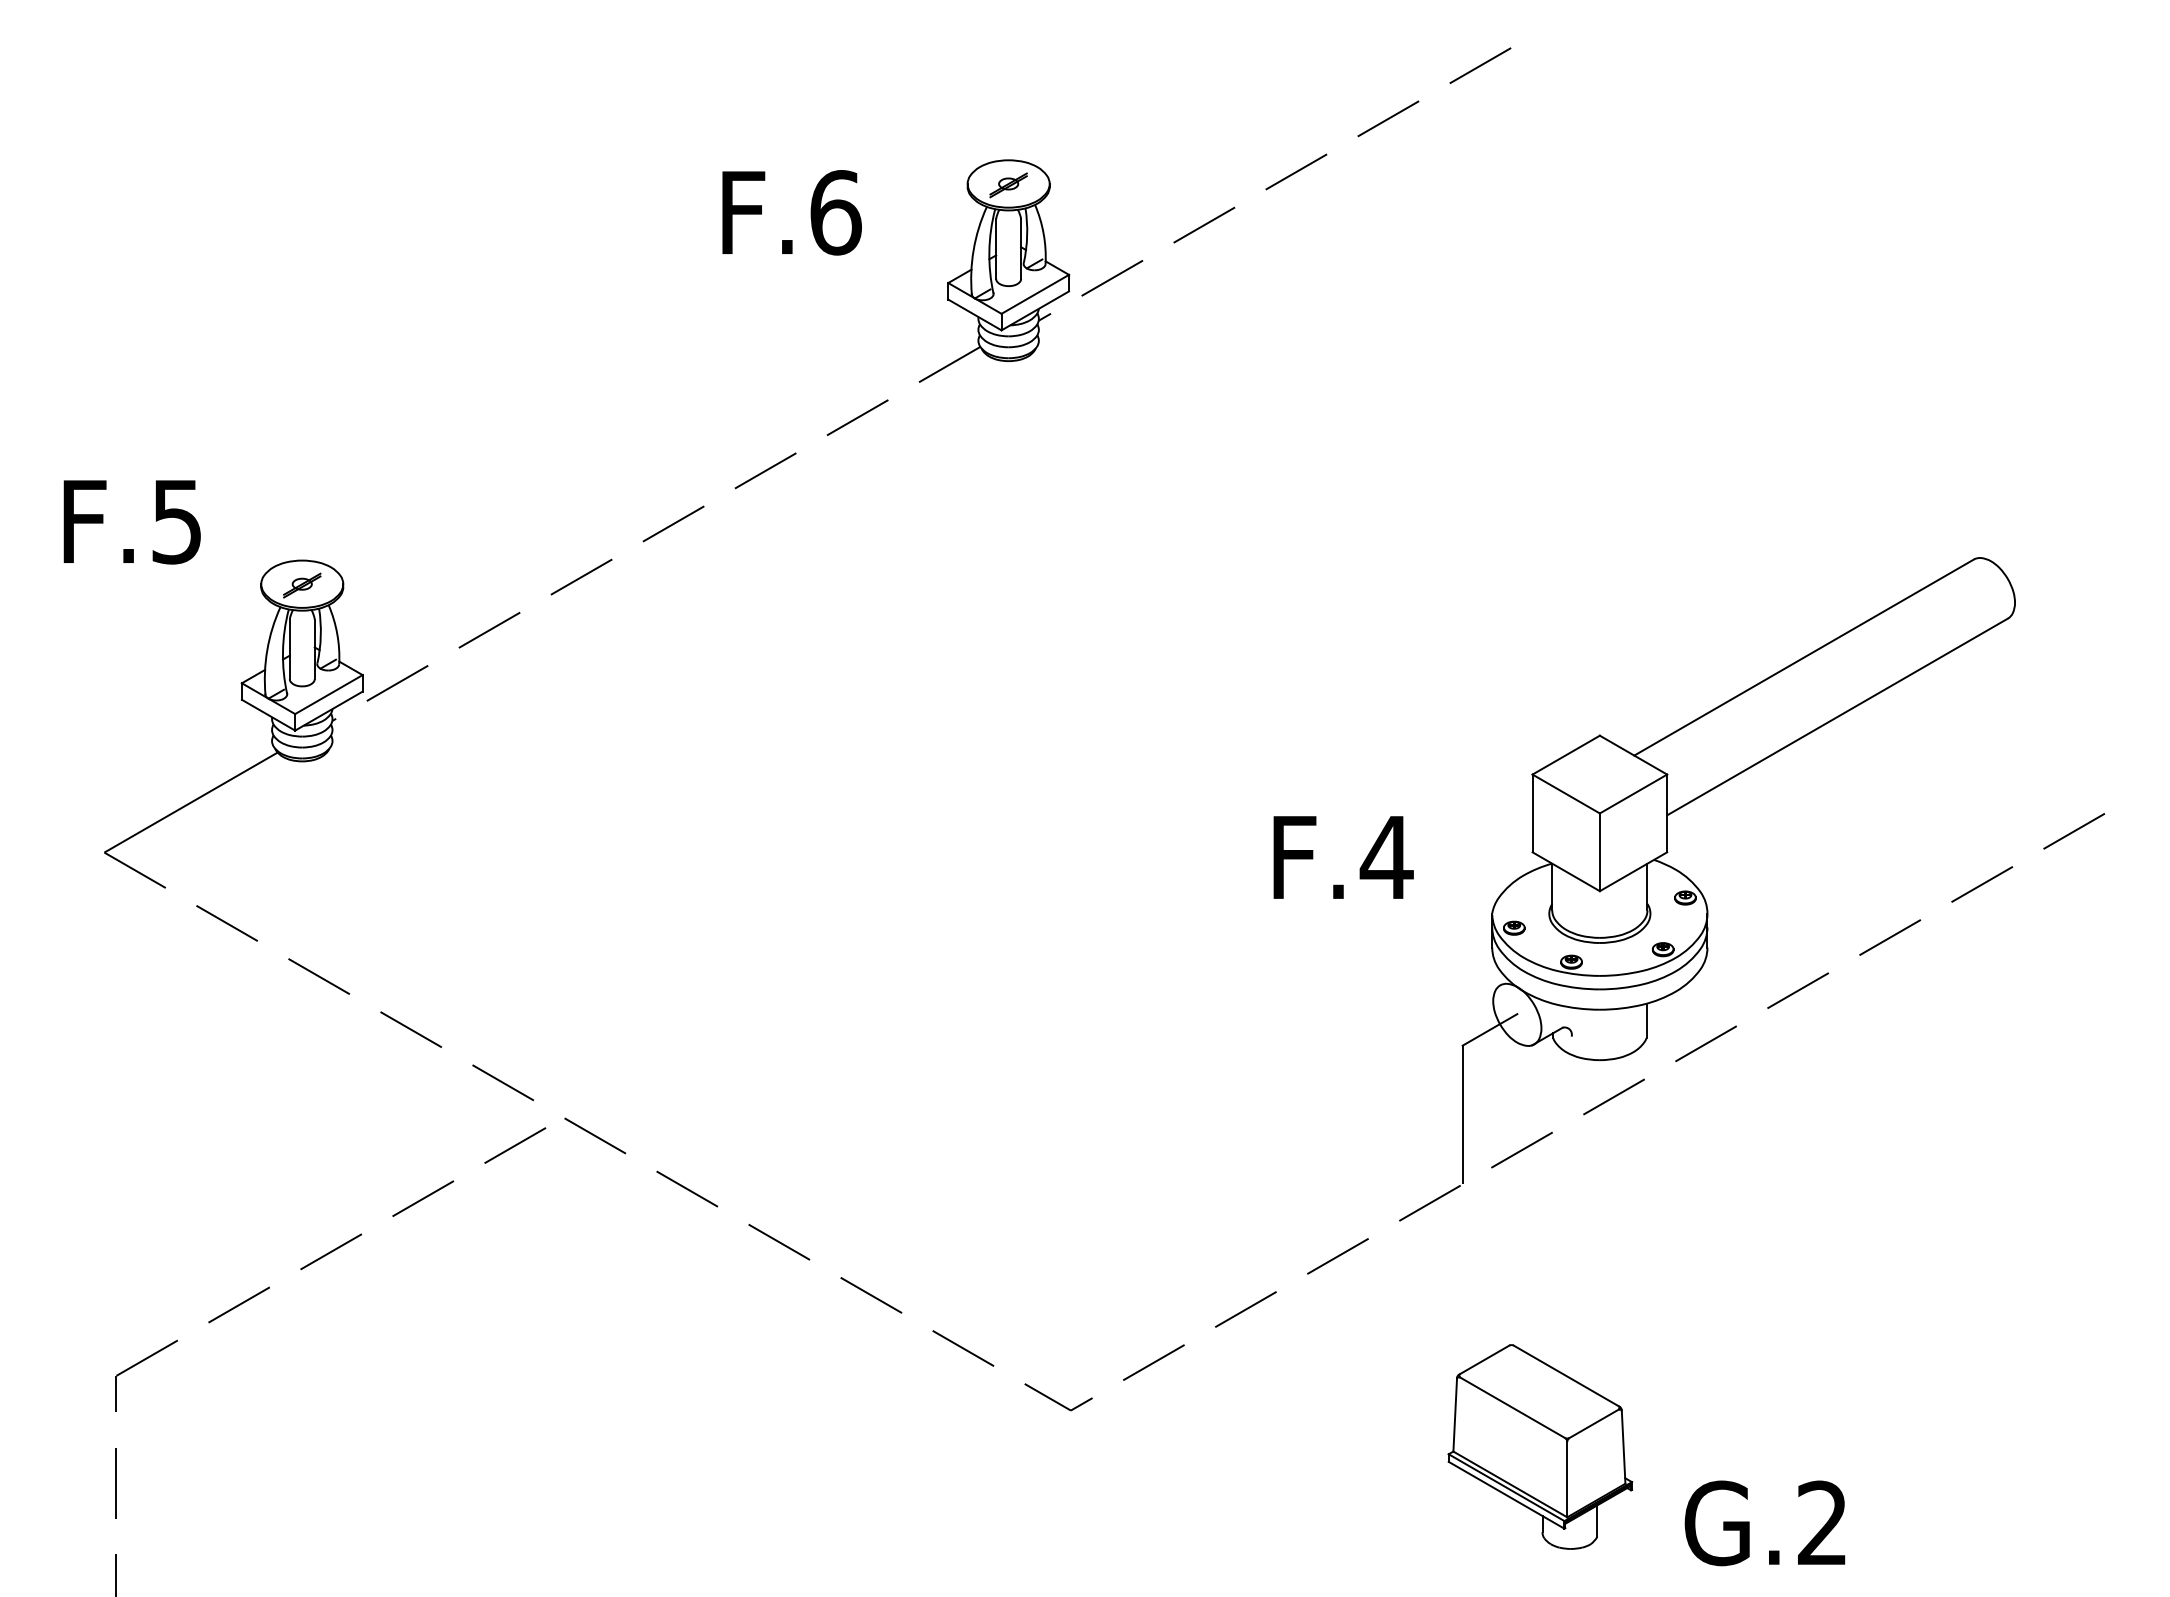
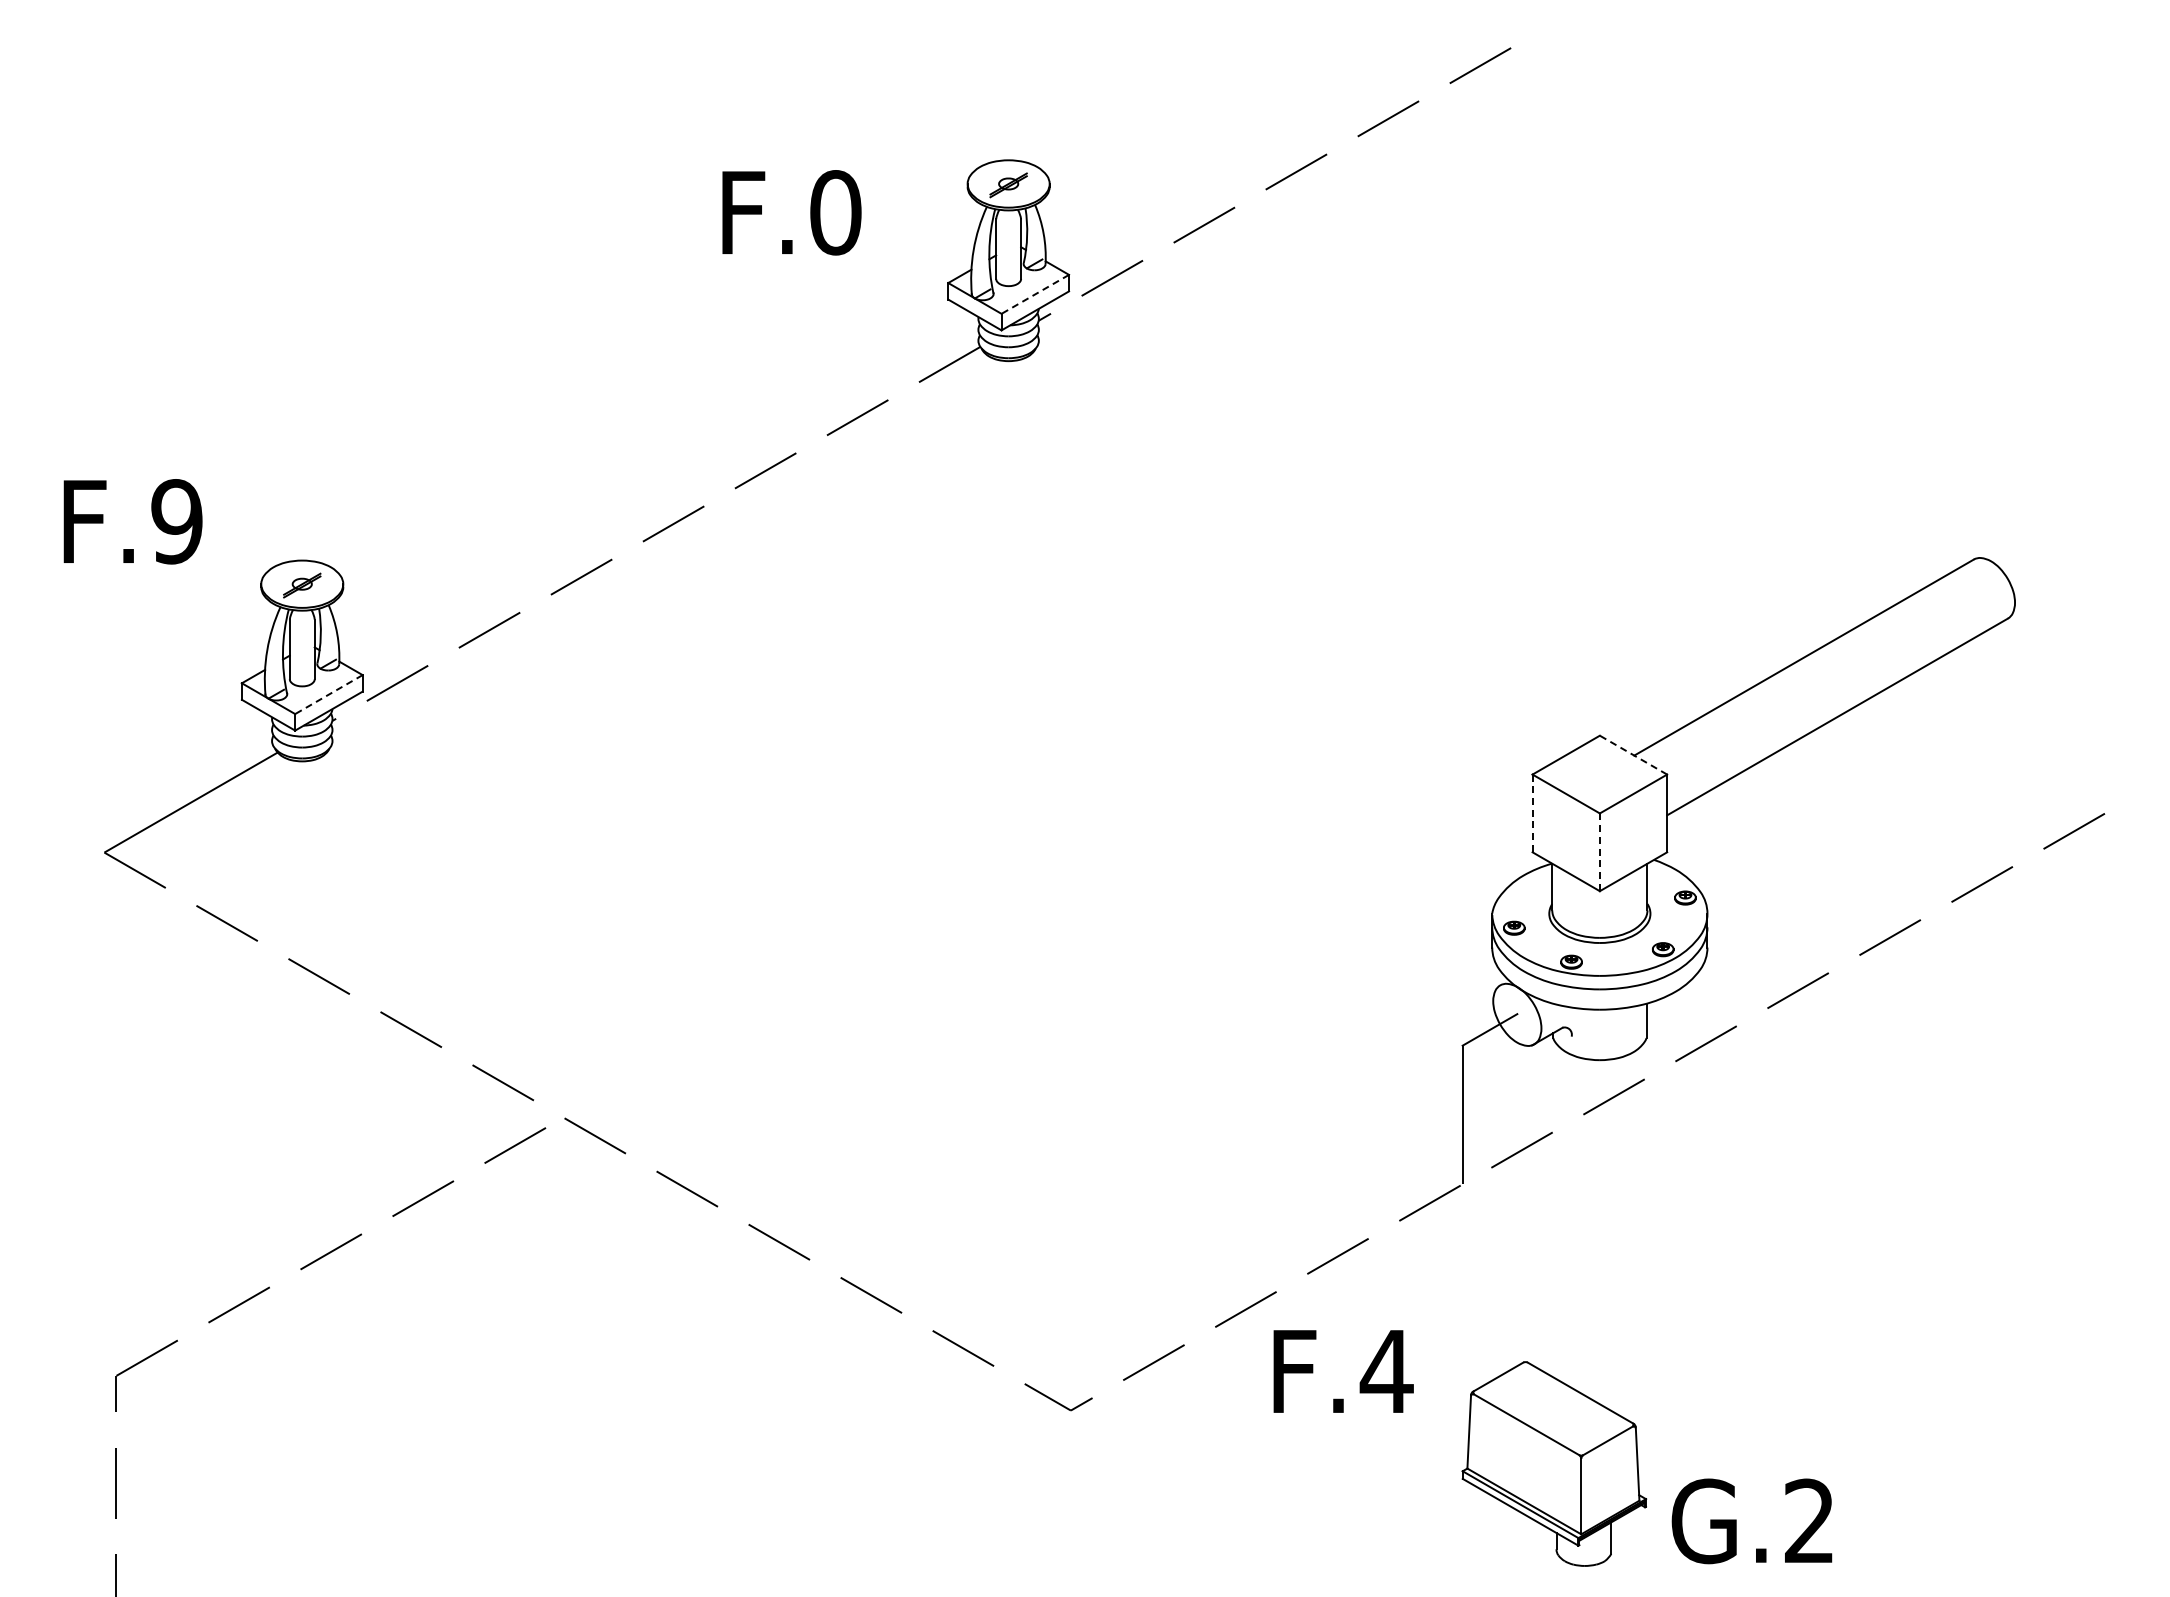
text: F.6 -> F.0 (835, 212)
line: solid -> dashed (1035, 294)
text: F.5 -> F.9 (176, 521)
line: solid -> dashed (328, 694)
line: solid -> dashed (1633, 755)
line: solid -> dashed (1532, 813)
line: solid -> dashed (1599, 852)
text position: (1343, 857) -> (1343, 1371) (1343, 1371)
part position: (1540, 1446) -> (1554, 1463) (1554, 1463)
text position: (1764, 1523) -> (1751, 1521) (1751, 1521)
